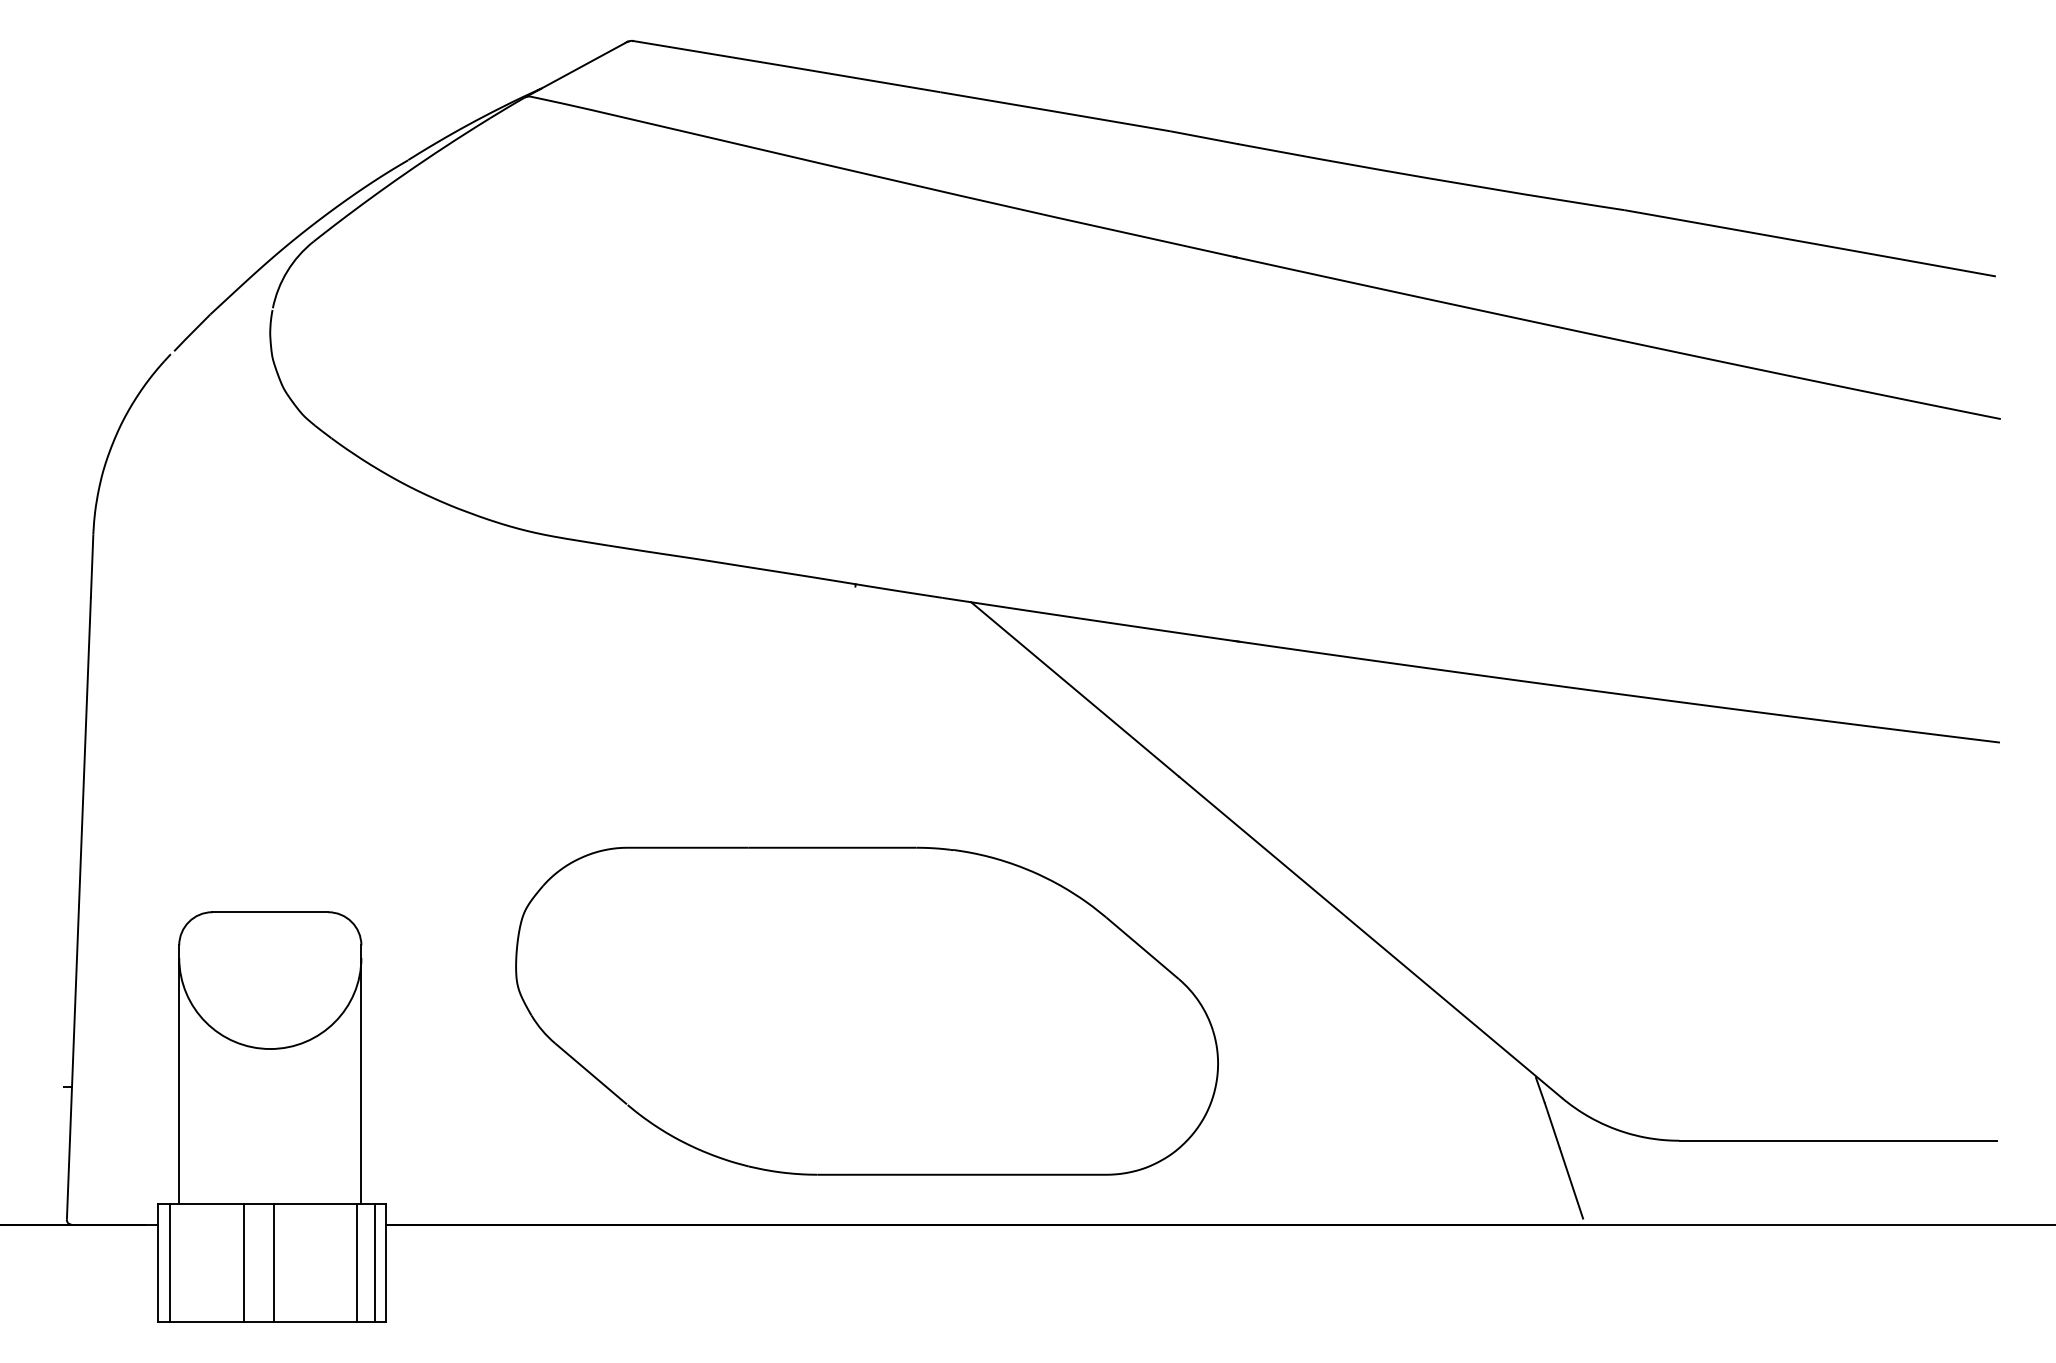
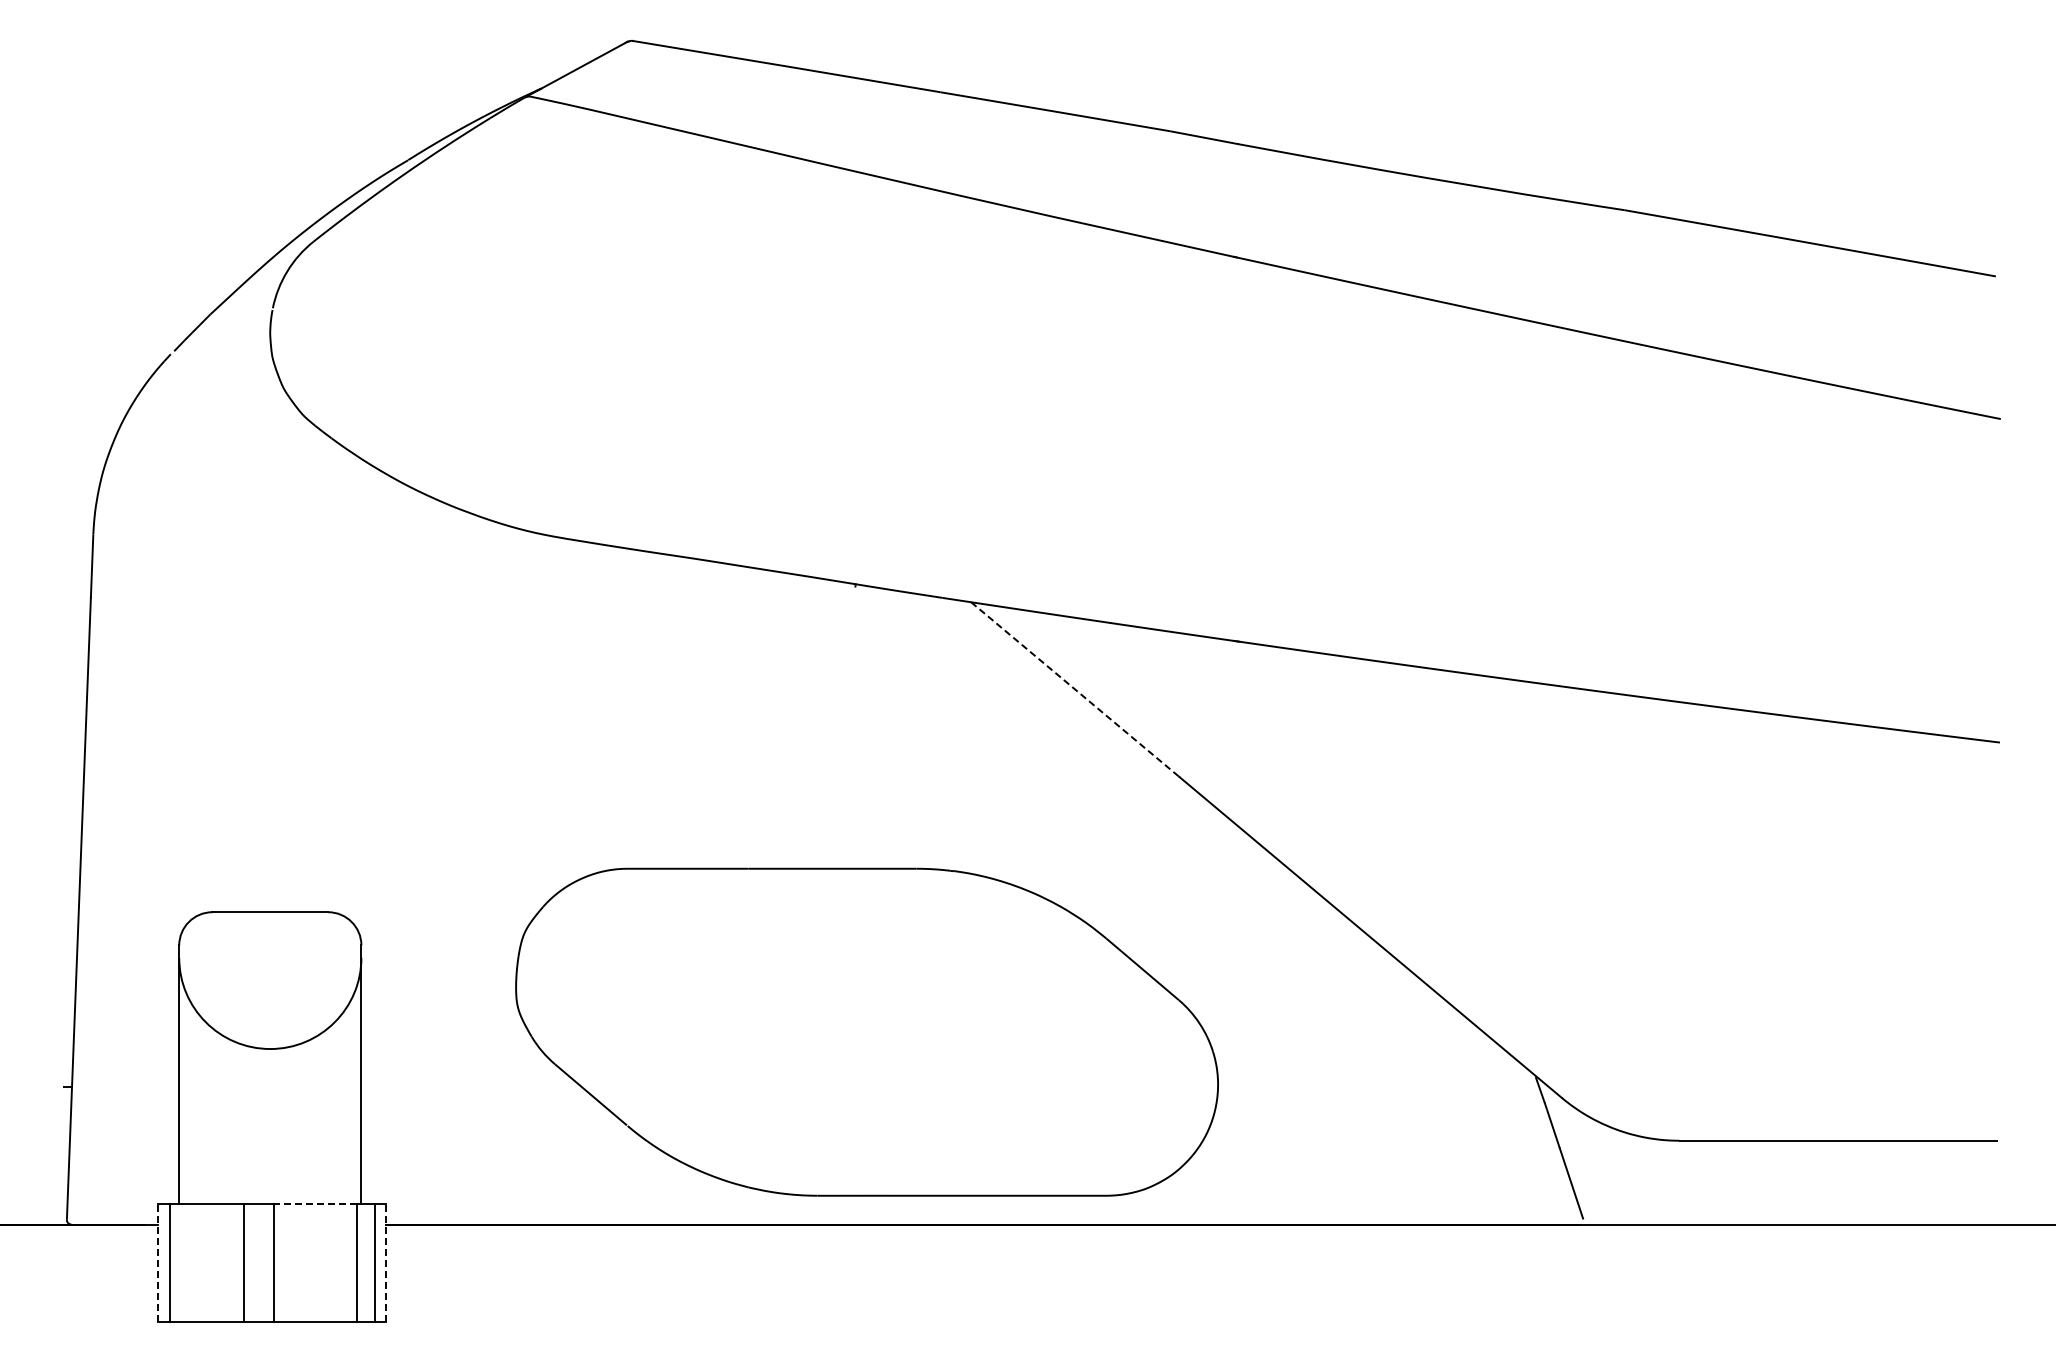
line: solid -> dashed (1075, 689)
part position: (866, 1010) -> (866, 1031) (866, 1031)
line: solid -> dashed (315, 1203)
line: solid -> dashed (158, 1262)
line: solid -> dashed (386, 1262)
